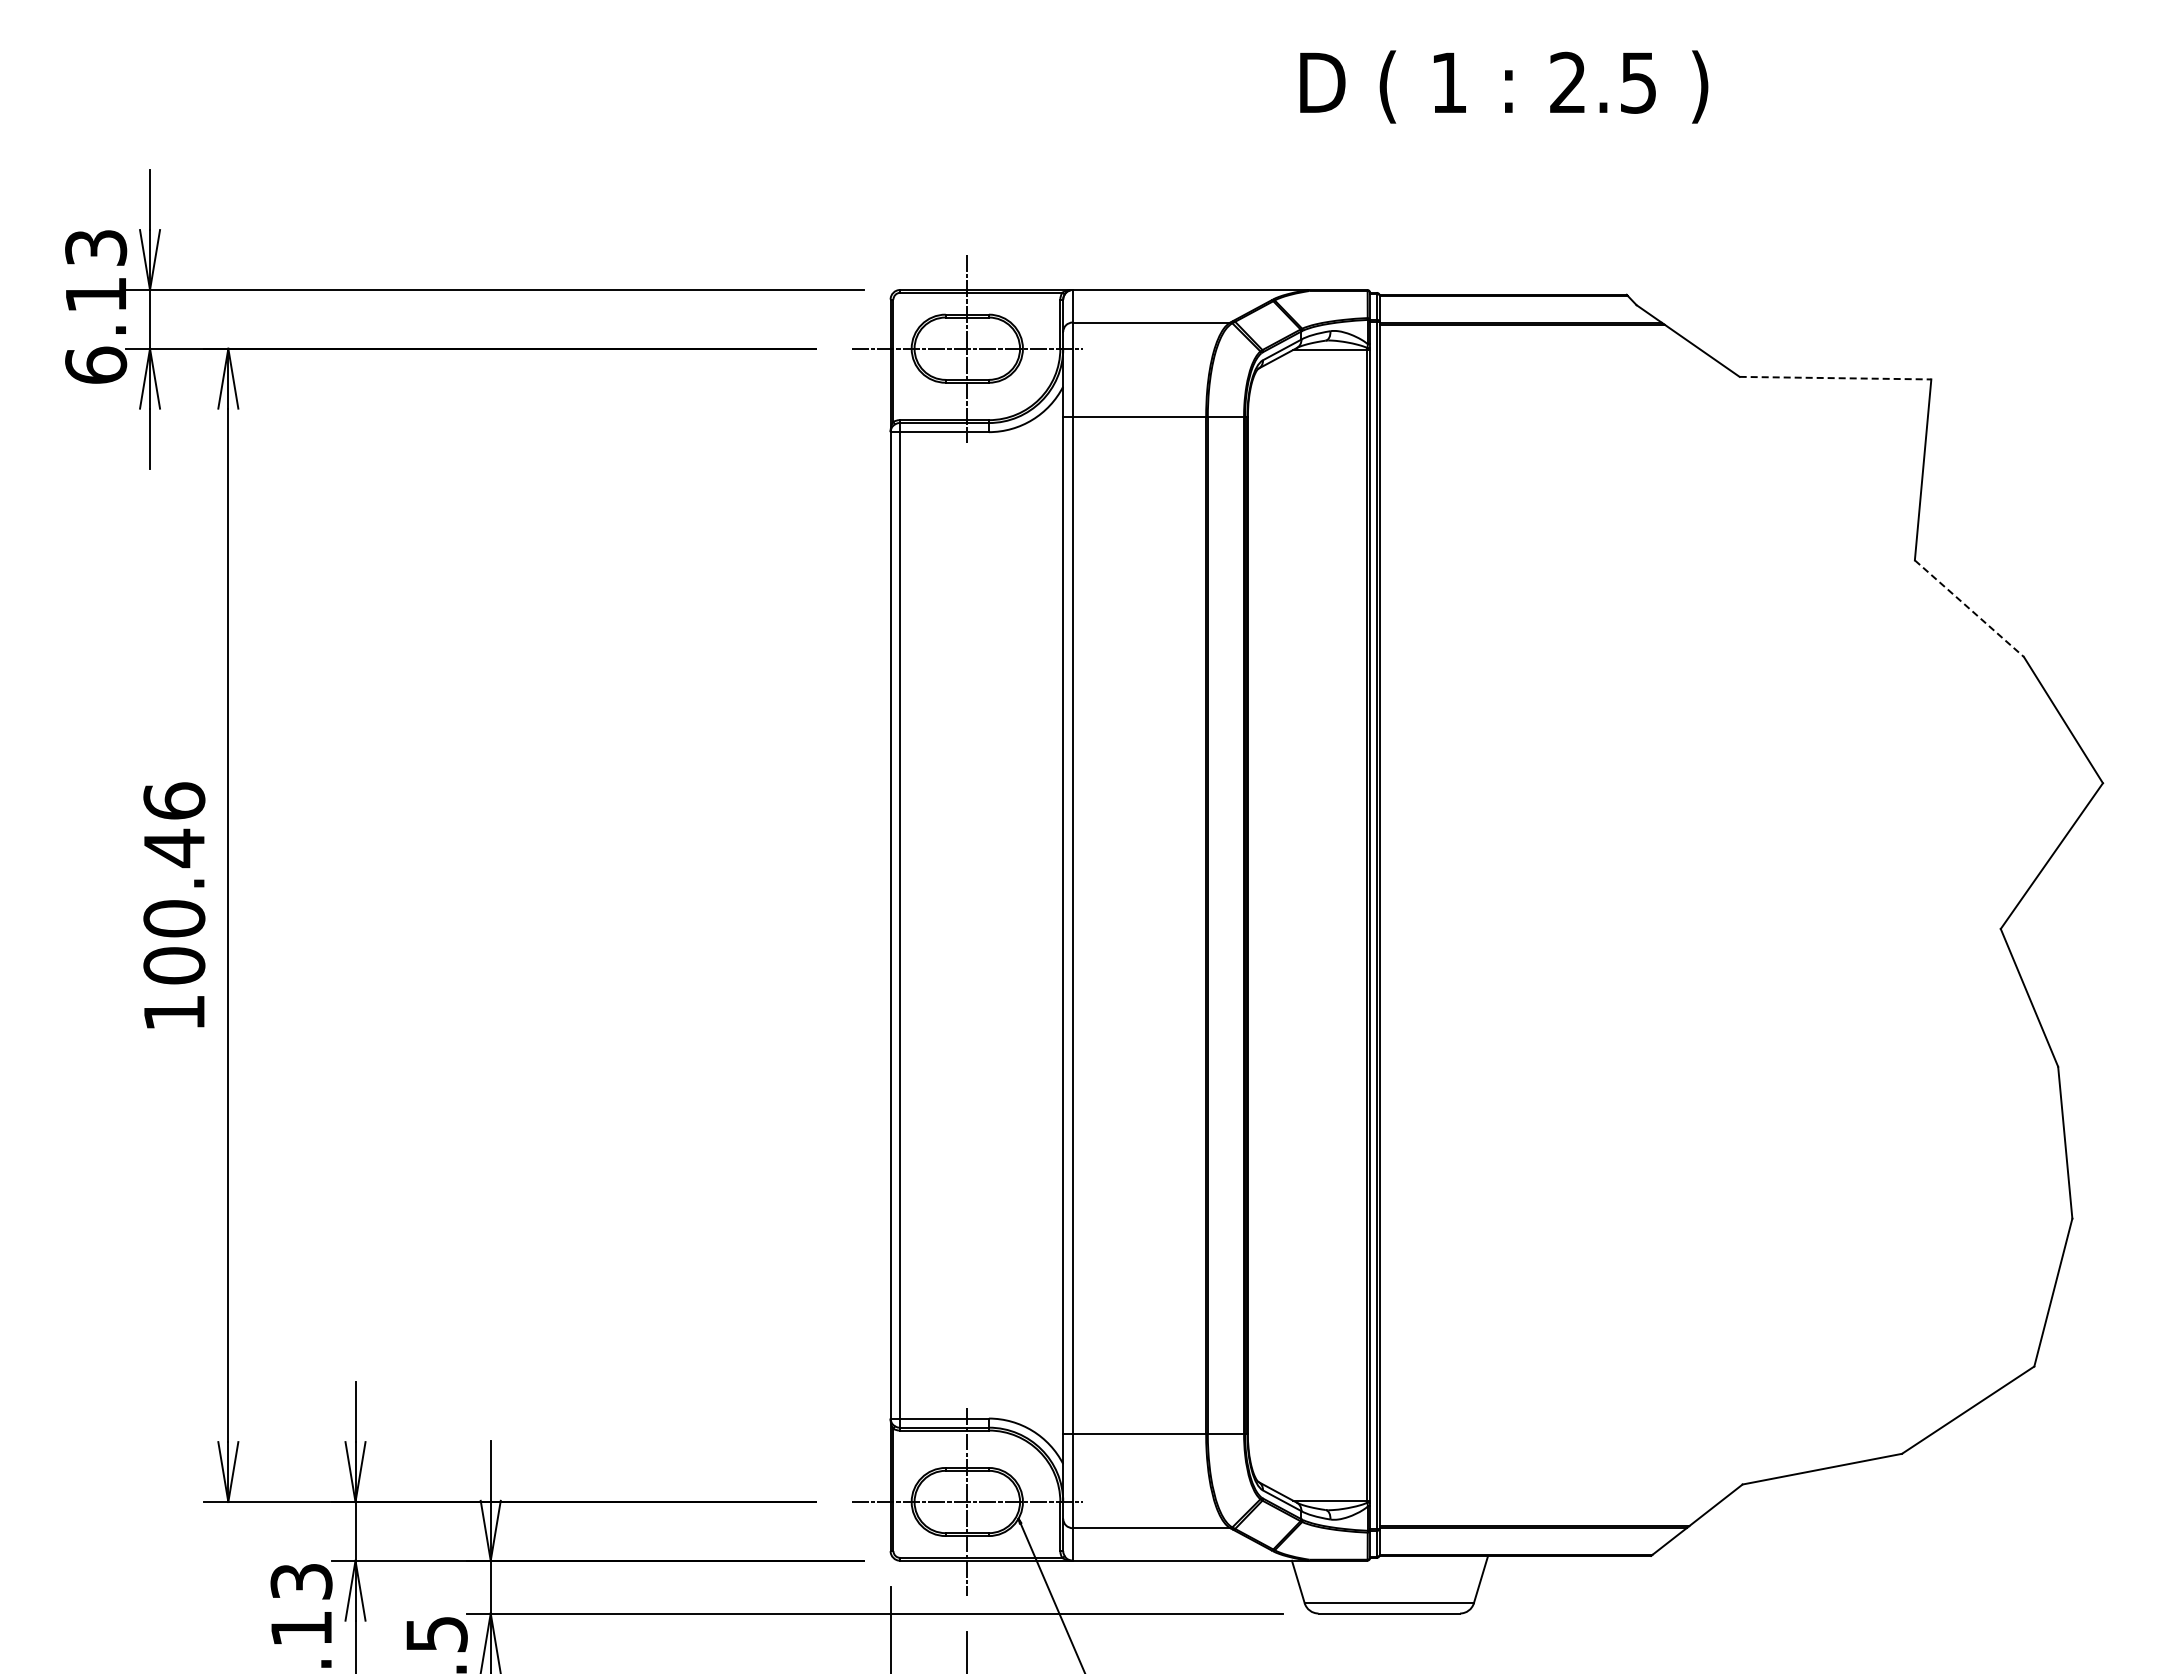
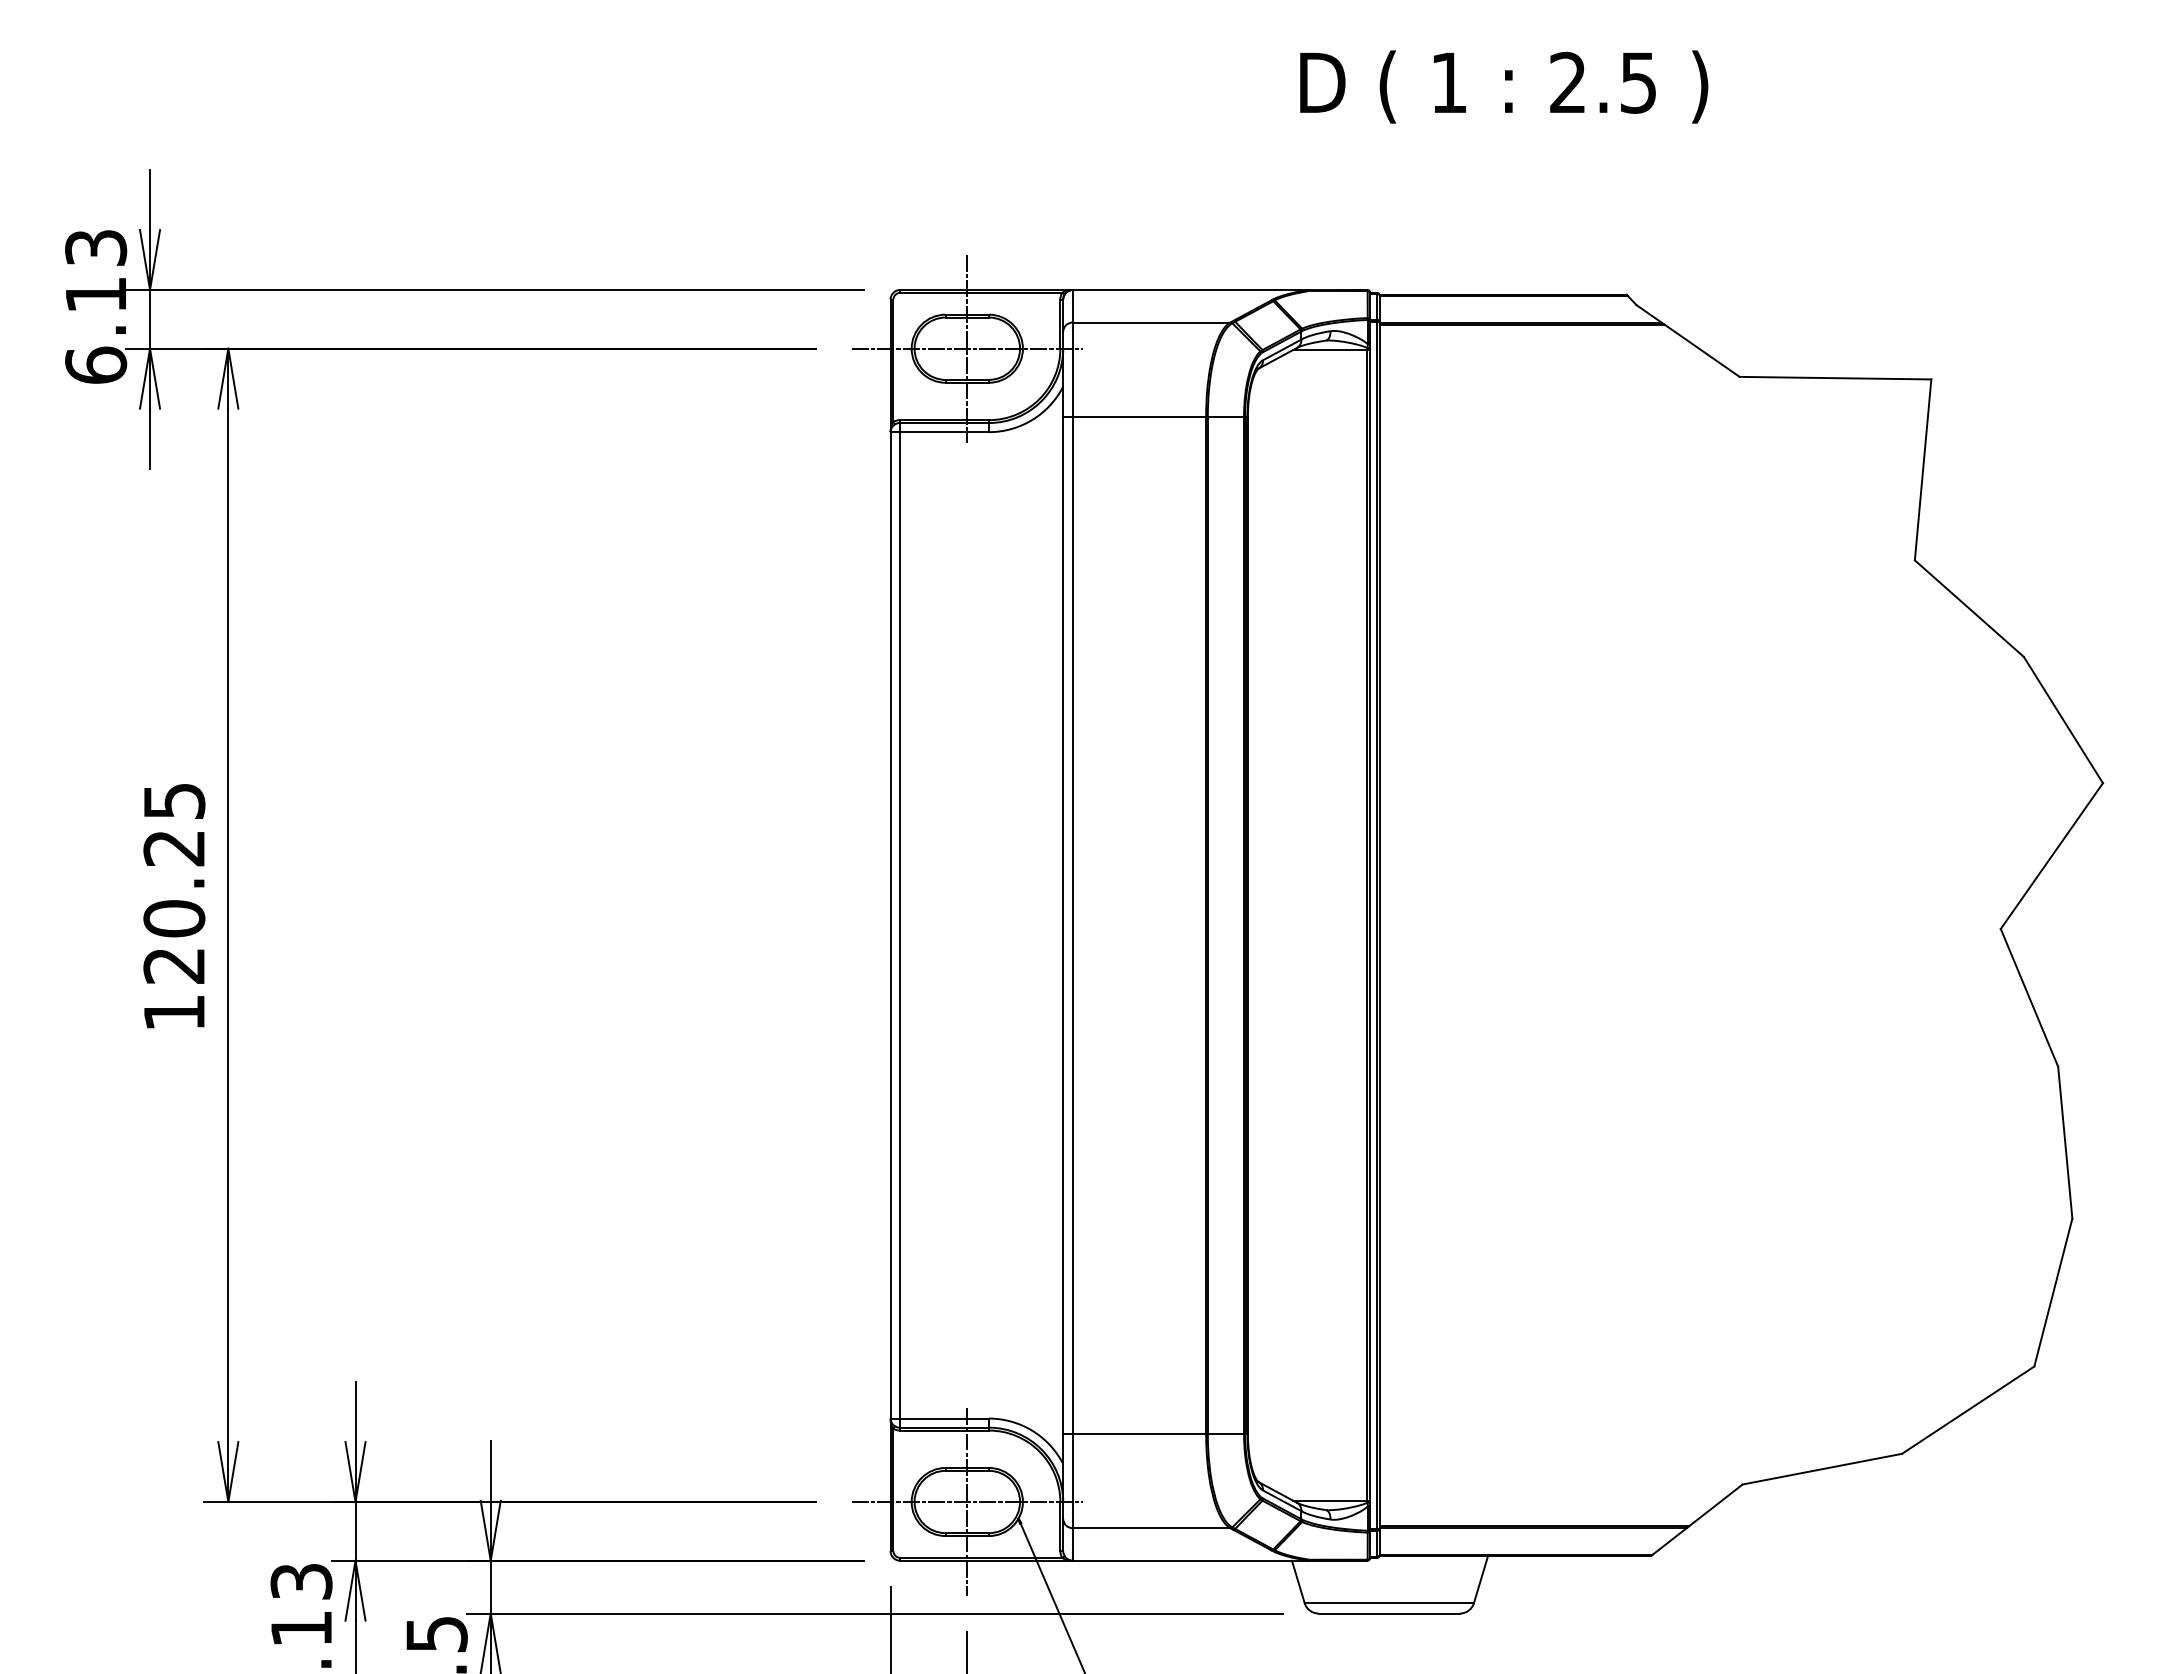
line: dashed -> solid (1835, 378)
line: dashed -> solid (1969, 608)
text: 100.46 -> 120.25 (174, 883)
